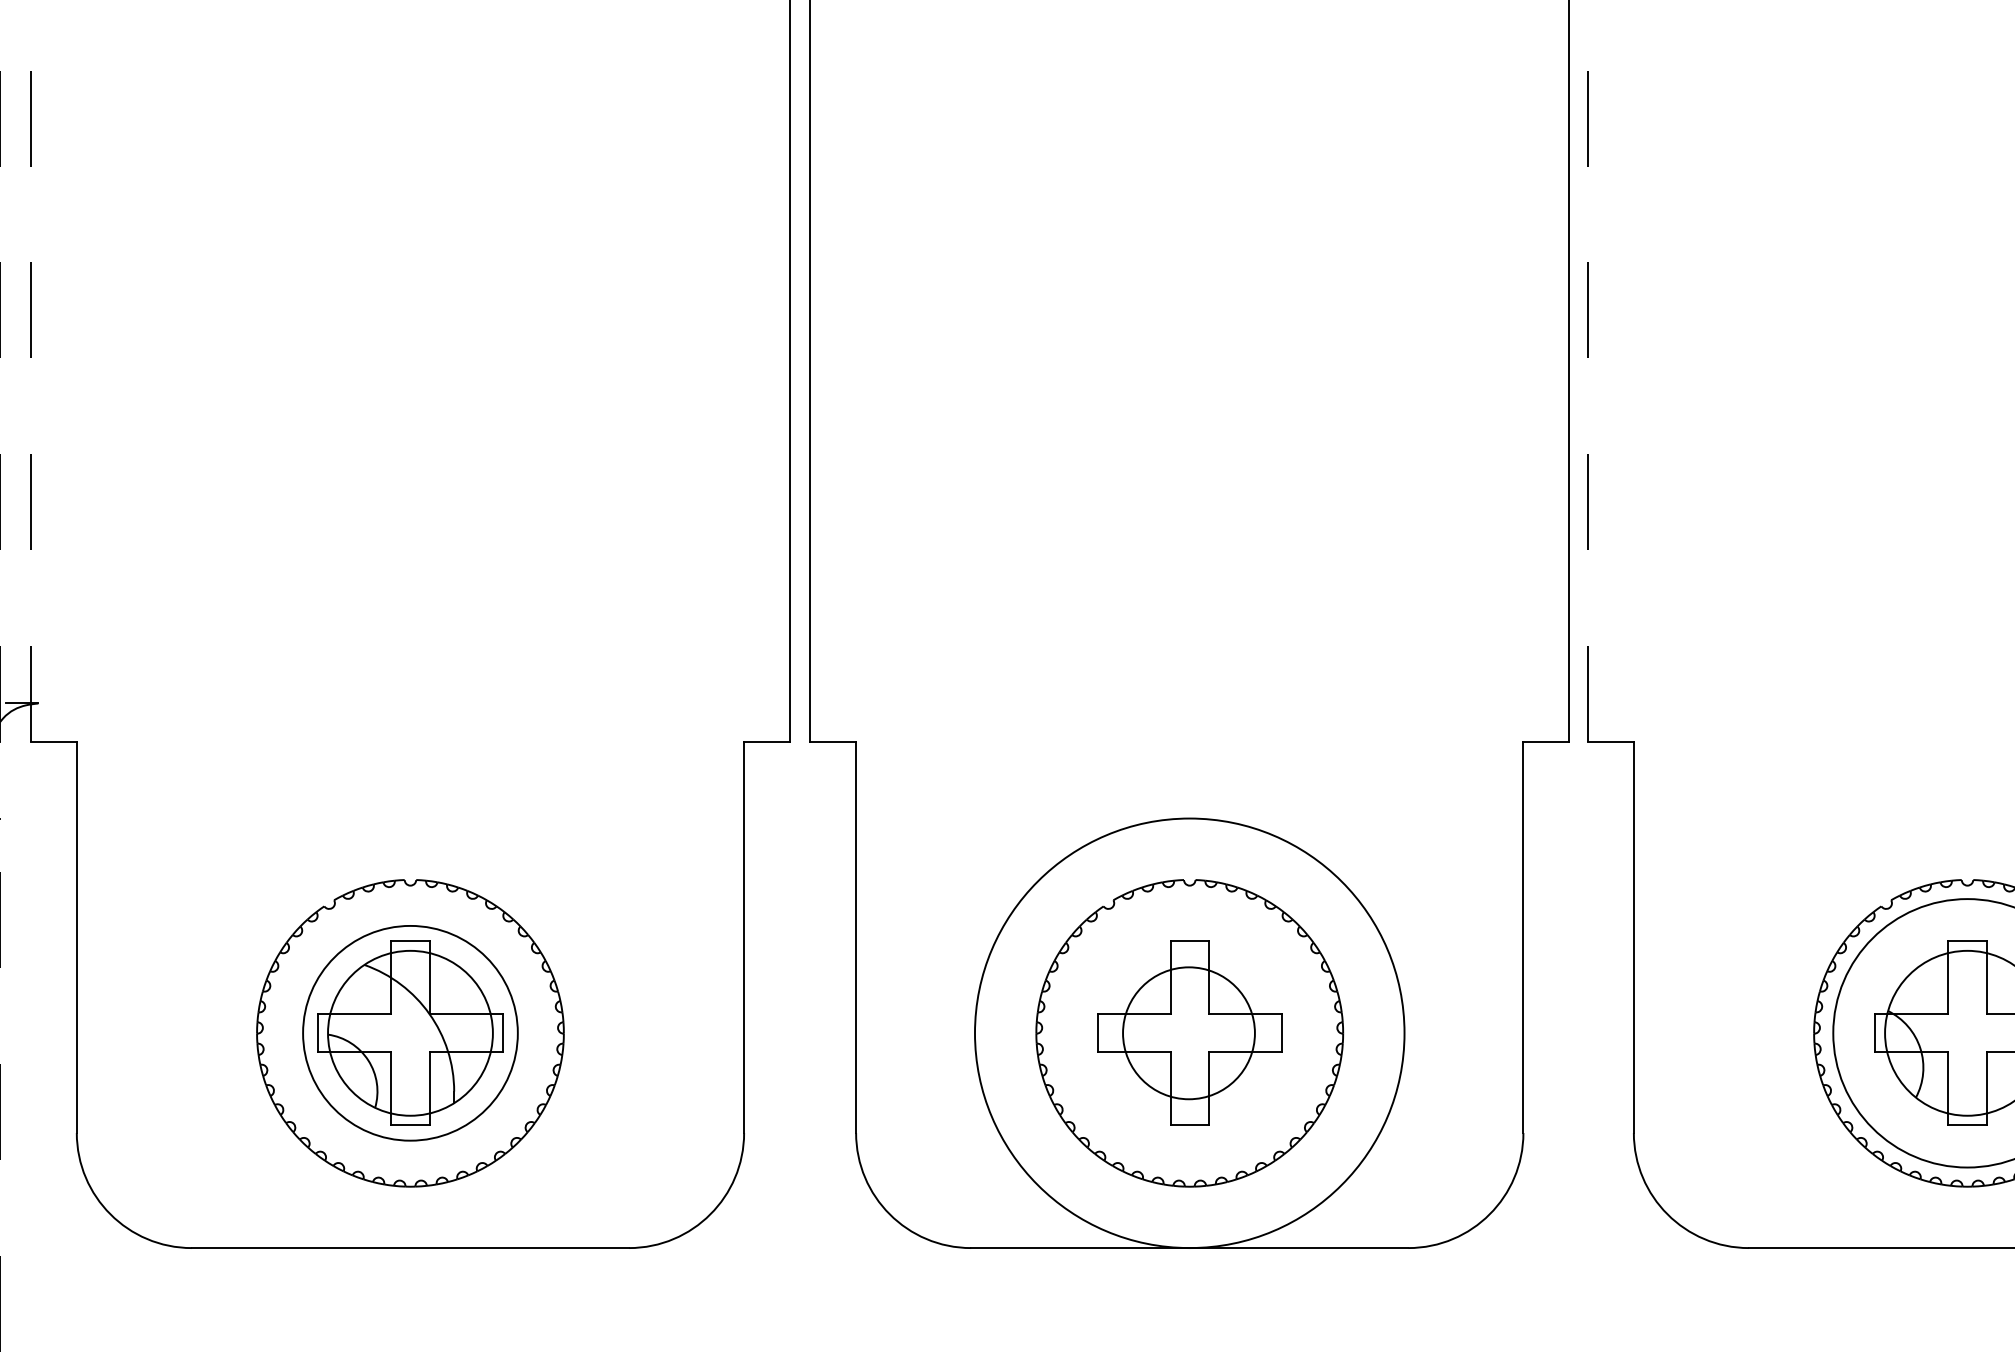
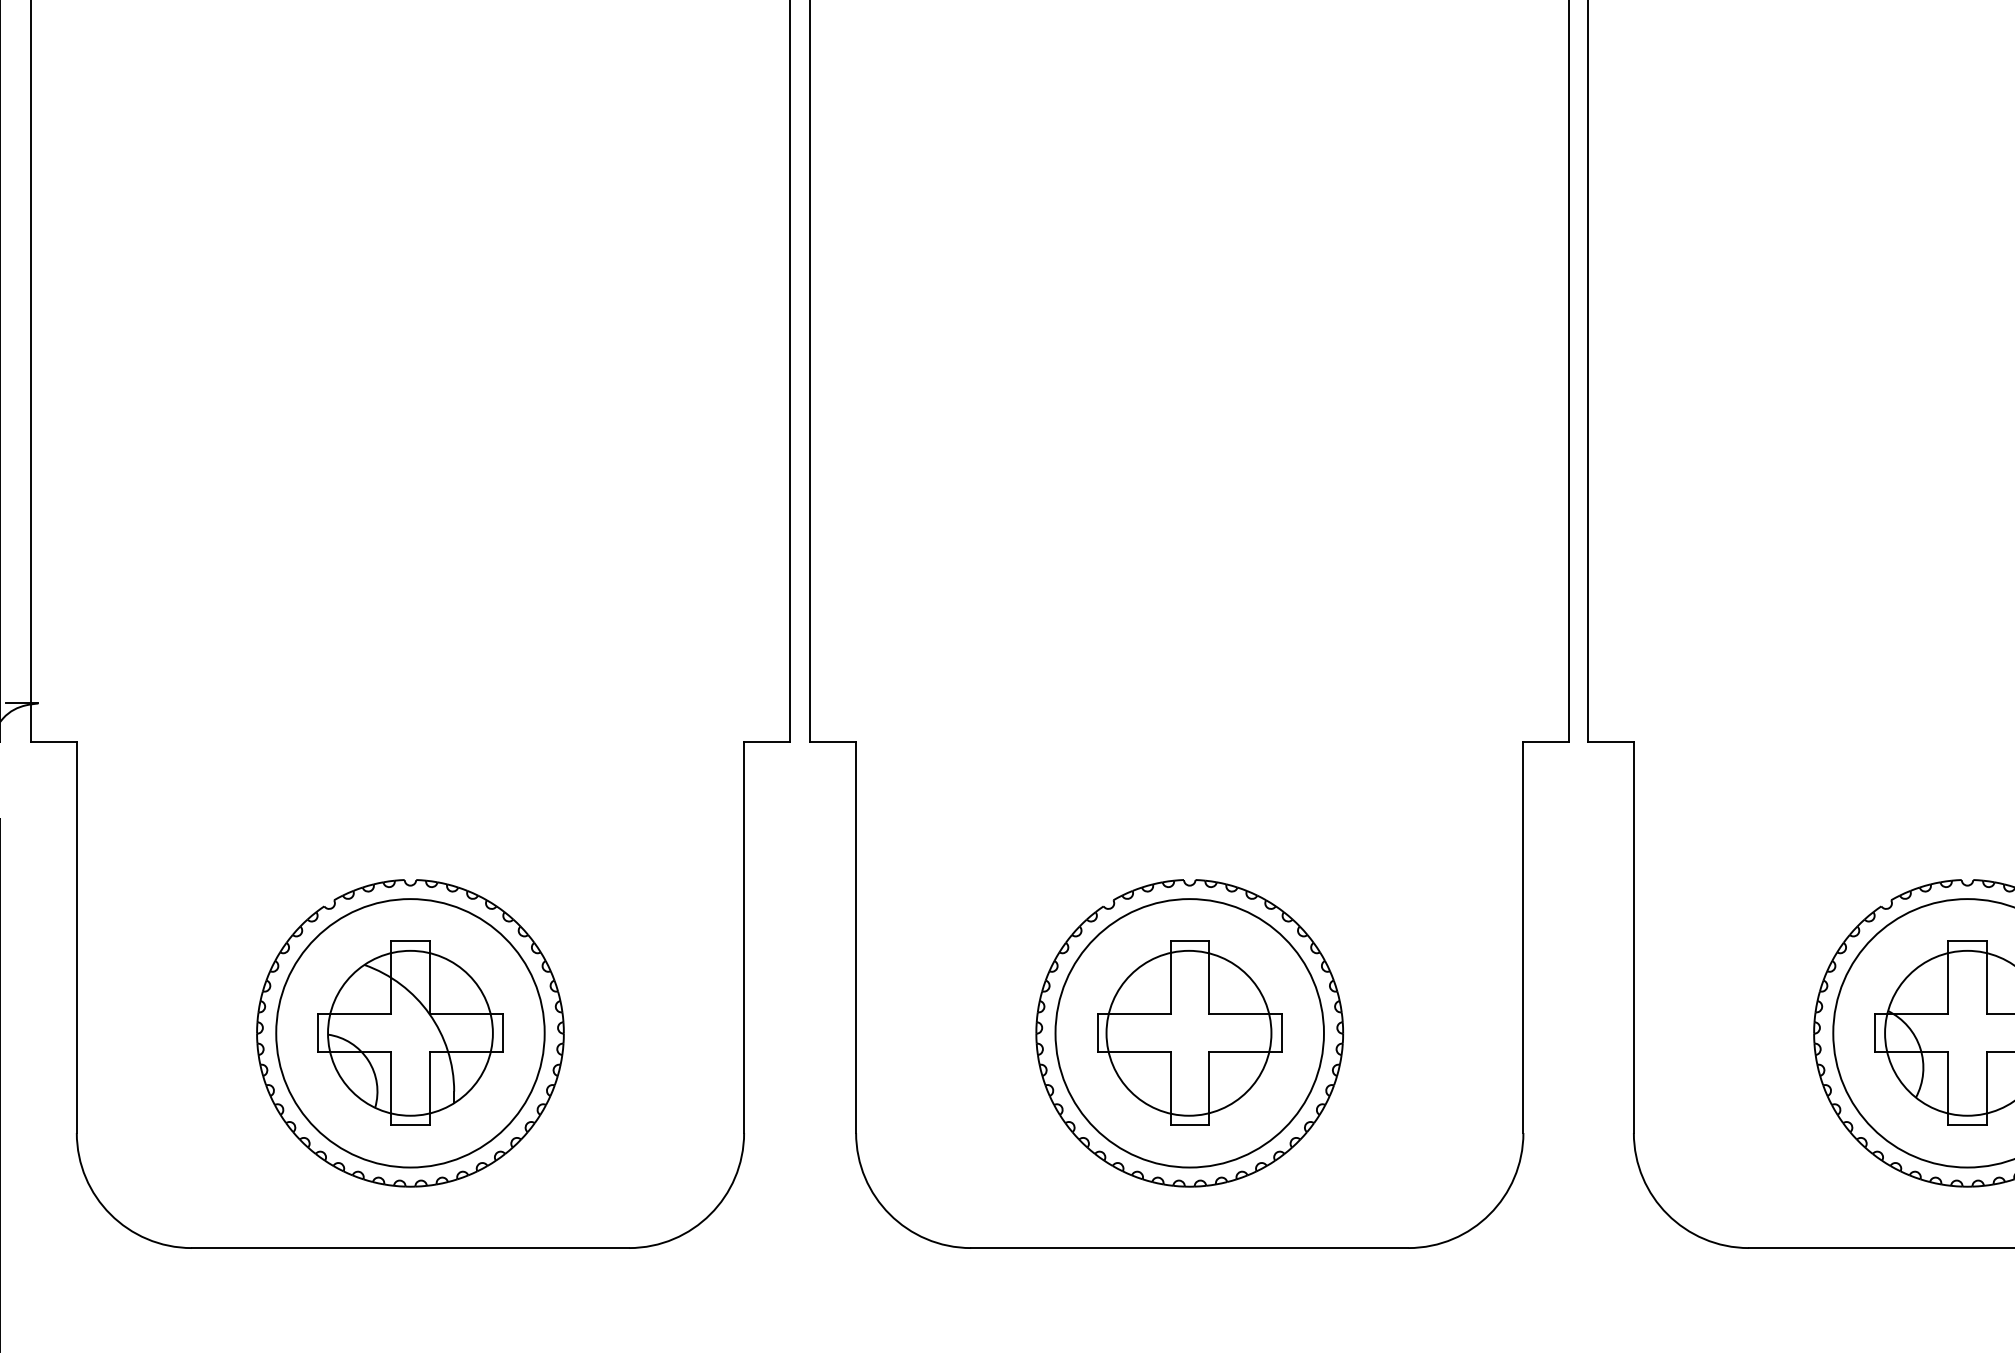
line: dashed -> solid (0, 371)
line: dashed -> solid (30, 371)
line: dashed -> solid (1587, 371)
circle diameter: 215 px -> 268 px (410, 1033)
circle diameter: 132 px -> 165 px (1188, 1032)
circle diameter: 430 px -> 268 px (1189, 1033)
line: dashed -> solid (0, 1085)
